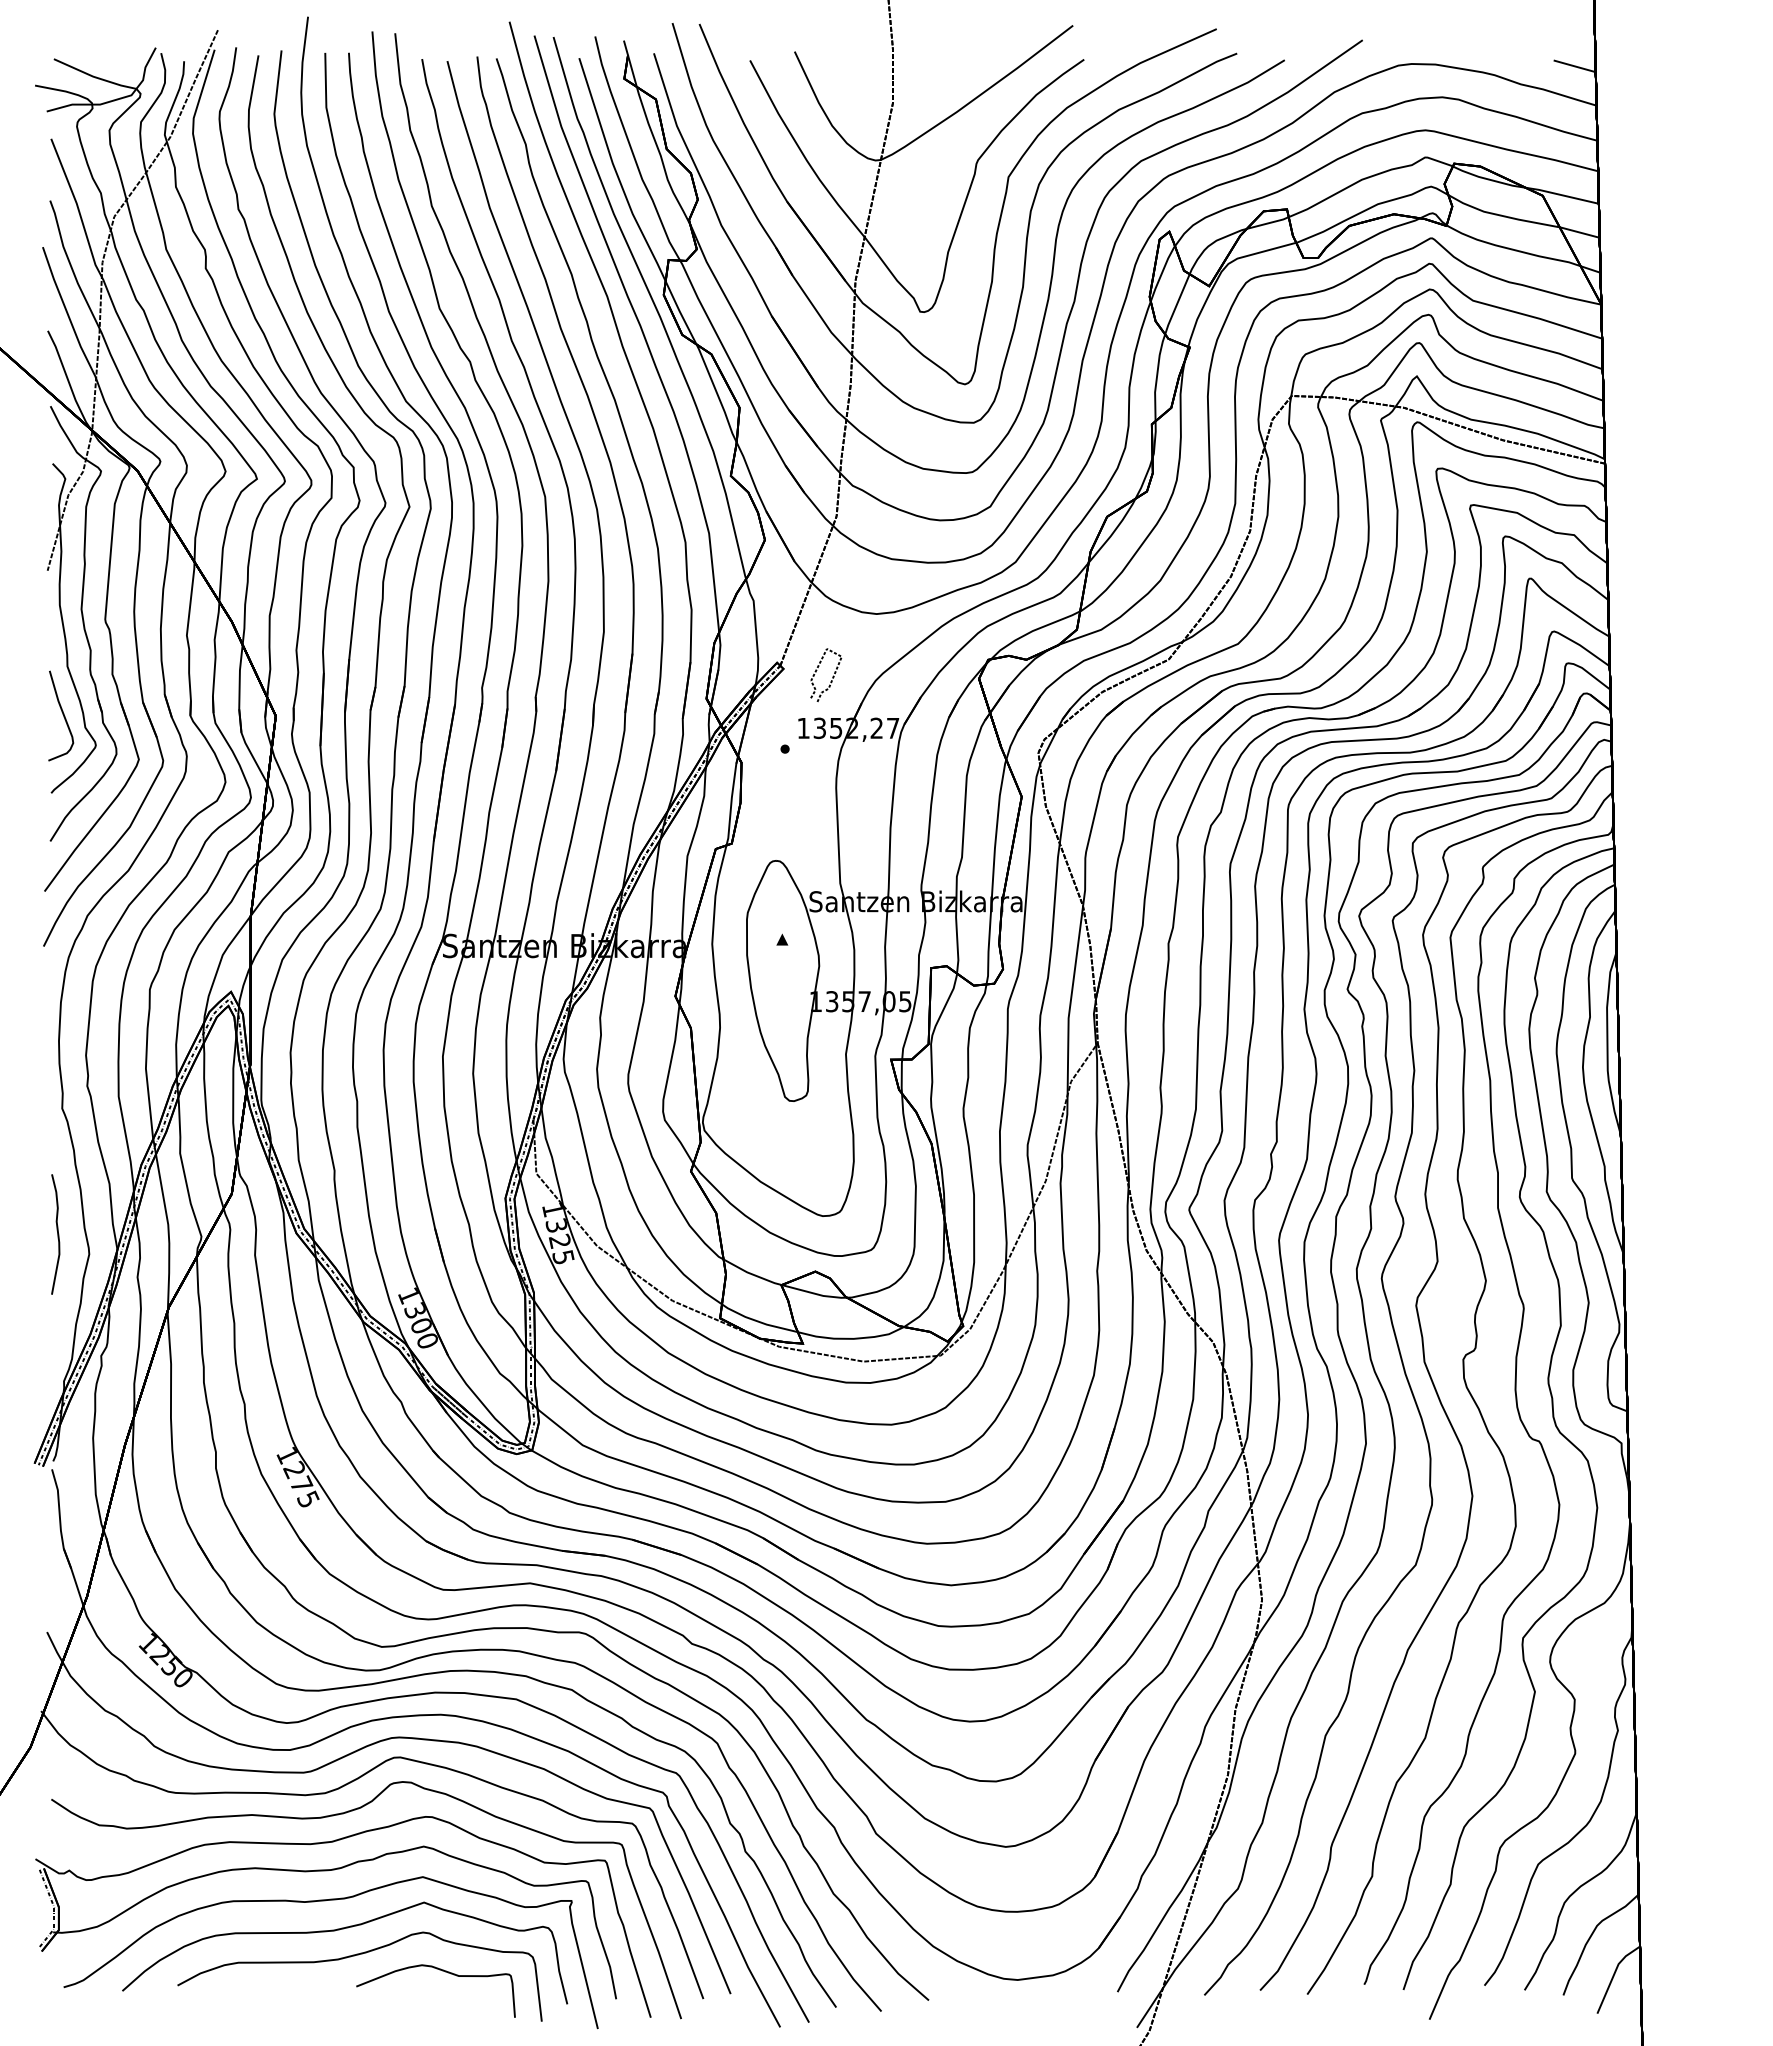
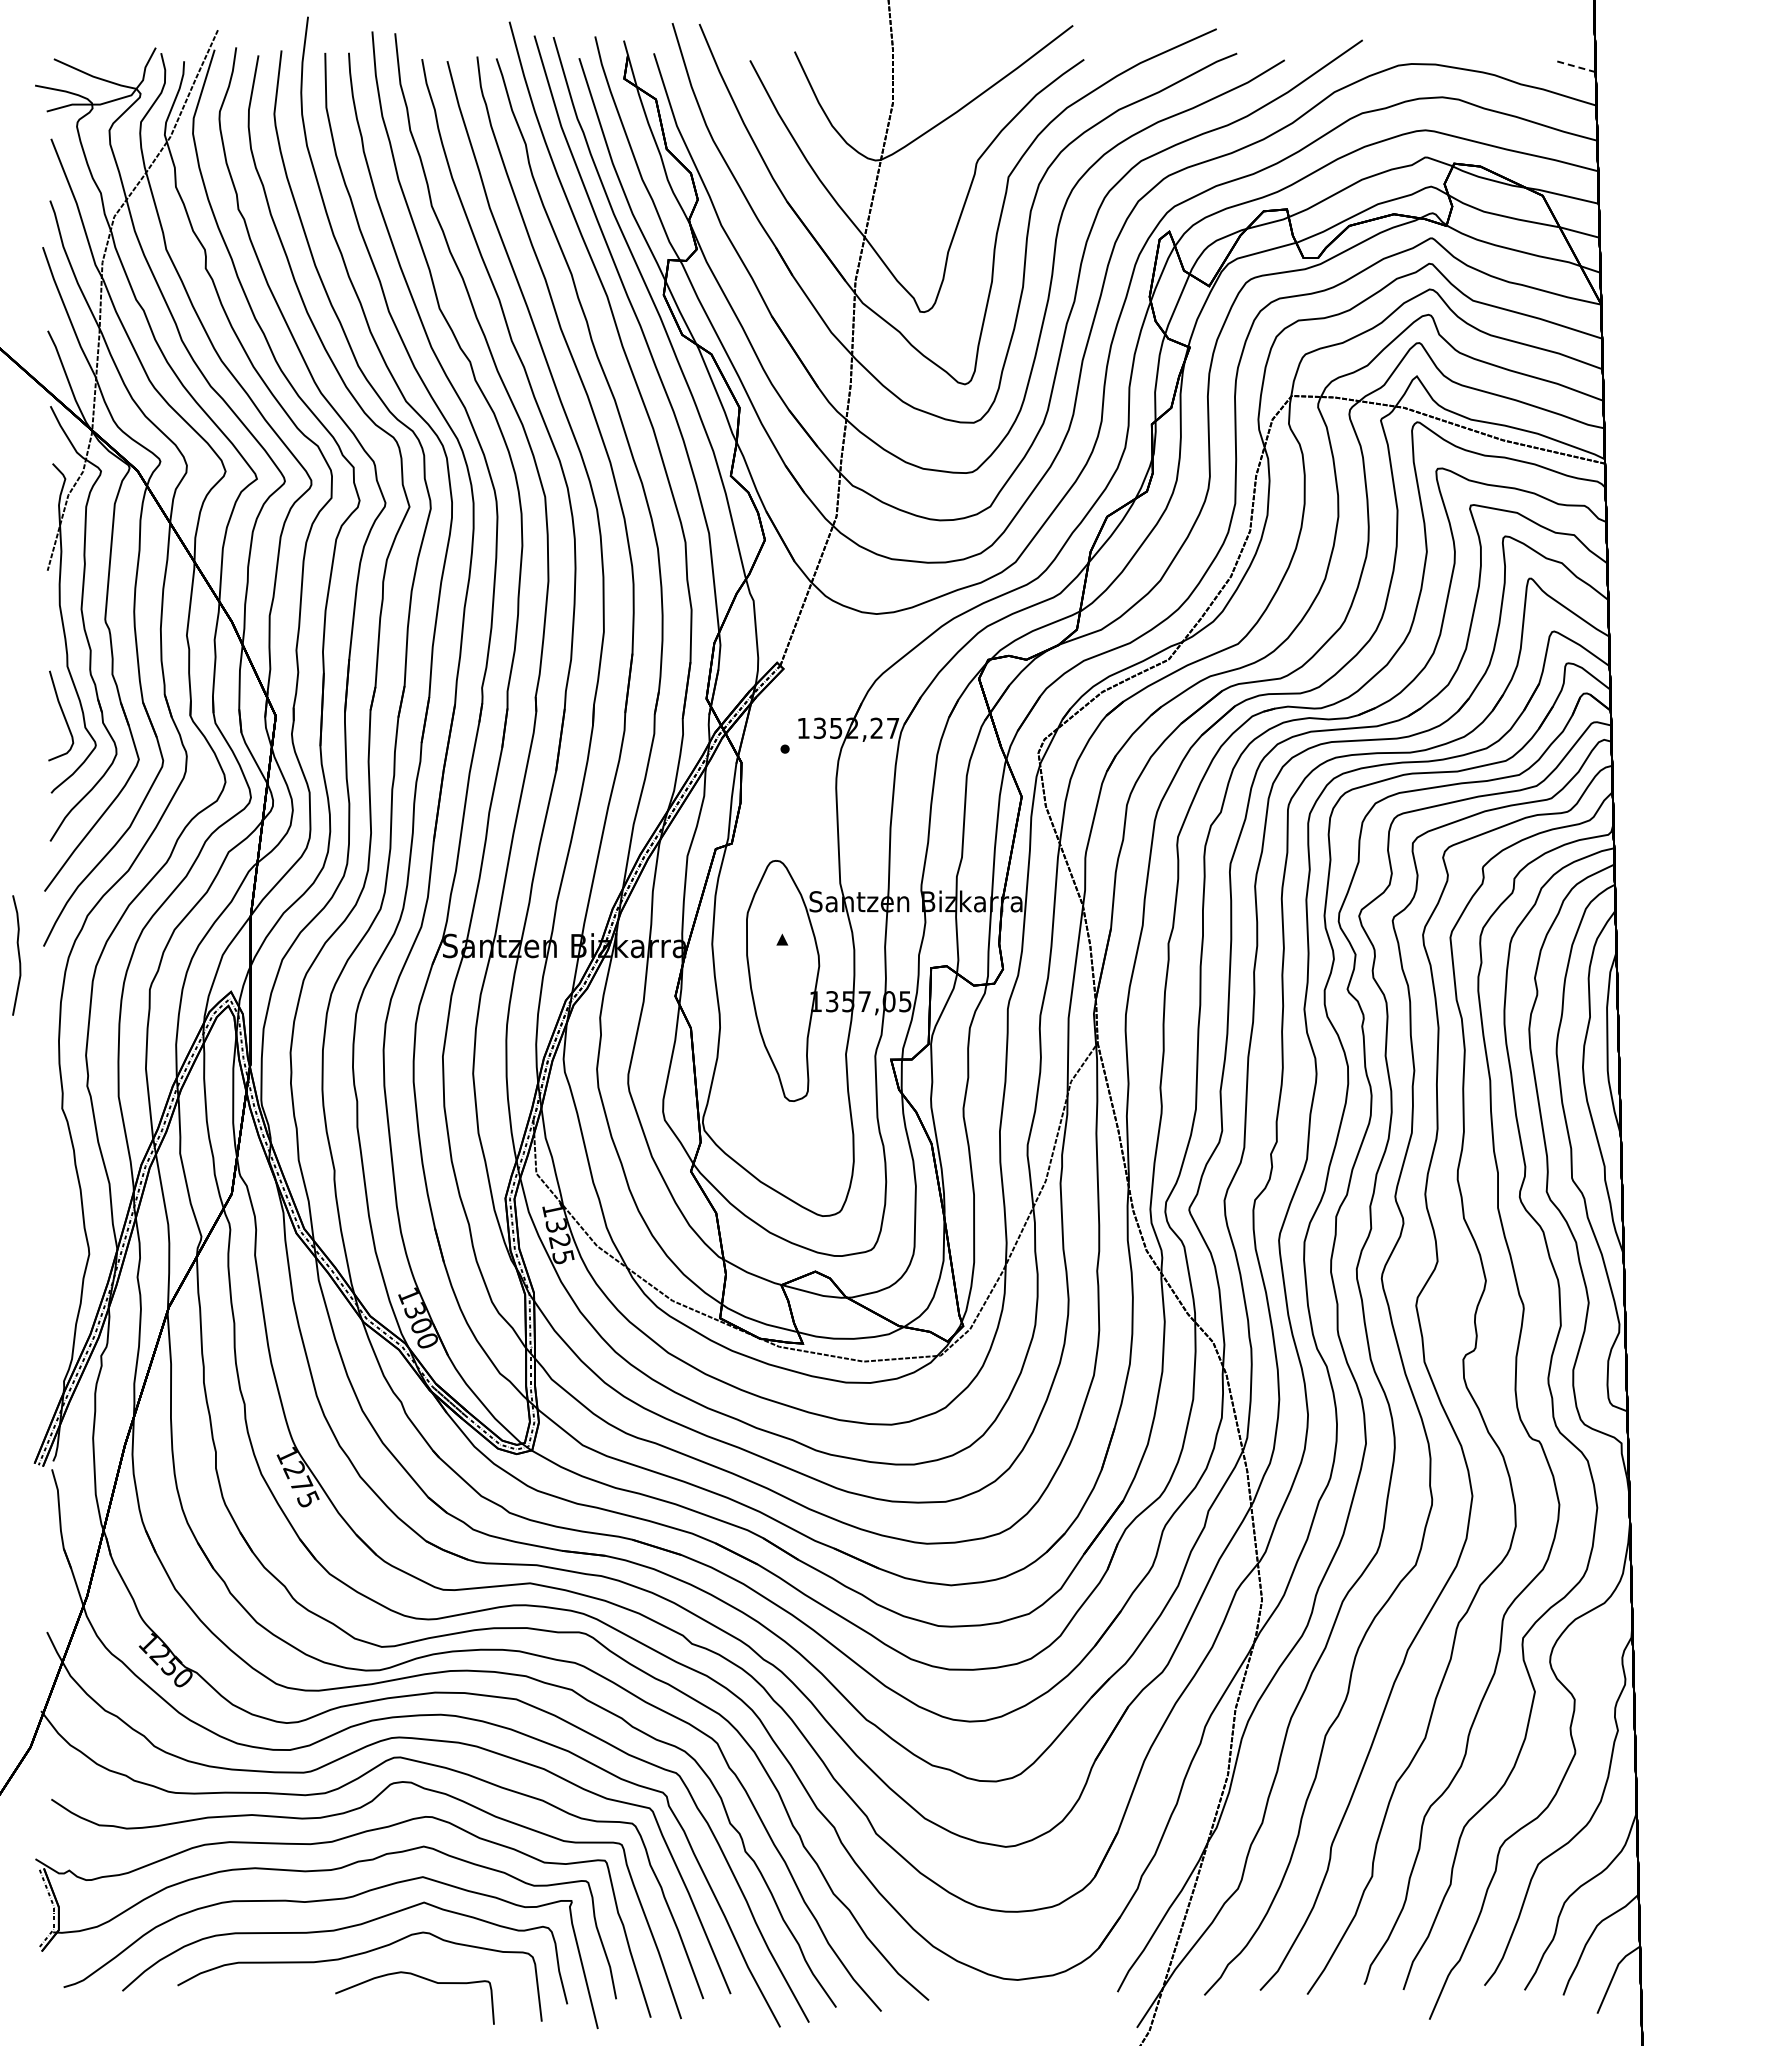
line: solid -> dashed (1574, 66)
curve: present -> none (832, 676)
curve position: (57, 1234) -> (18, 955) (18, 955)
curve position: (442, 1971) -> (421, 1978) (421, 1978)
